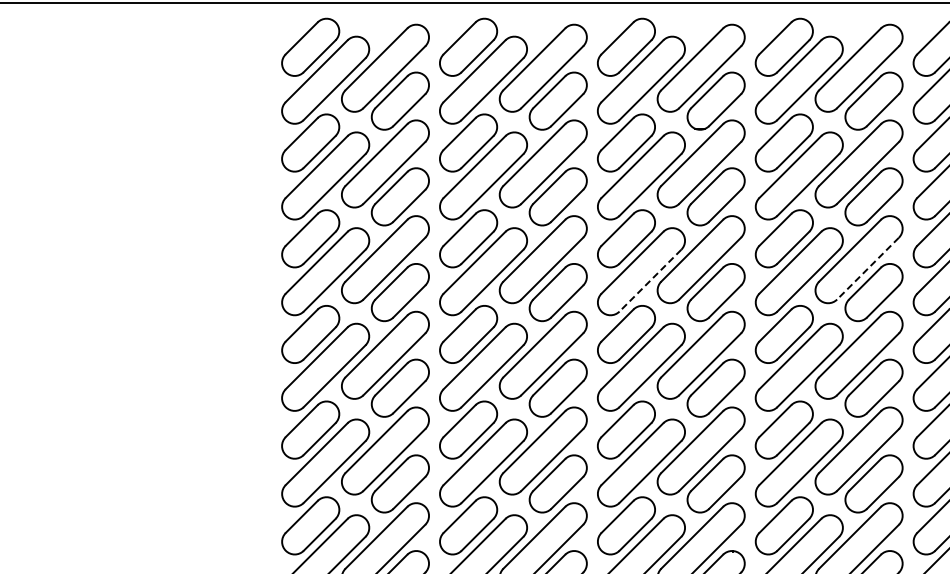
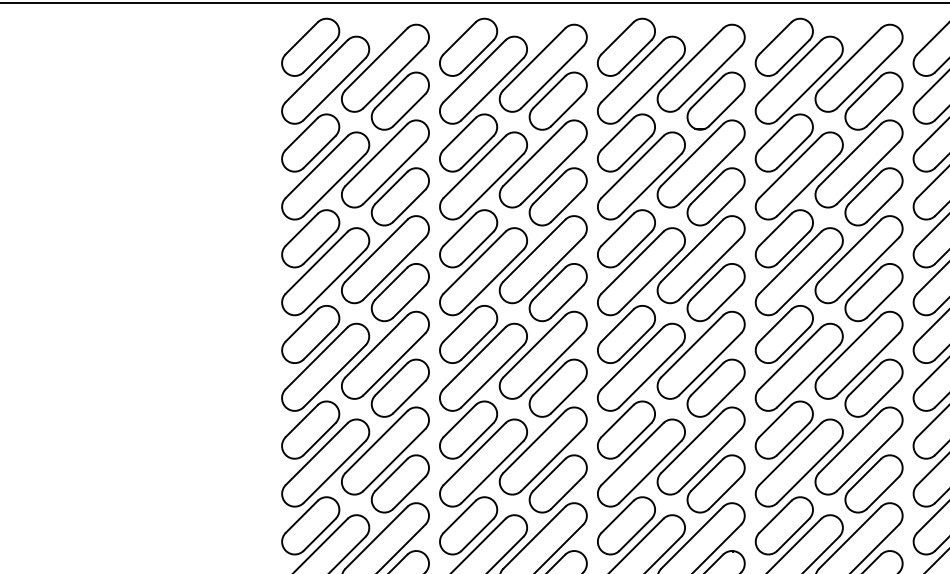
line: dashed -> solid (868, 268)
line: dashed -> solid (650, 280)
